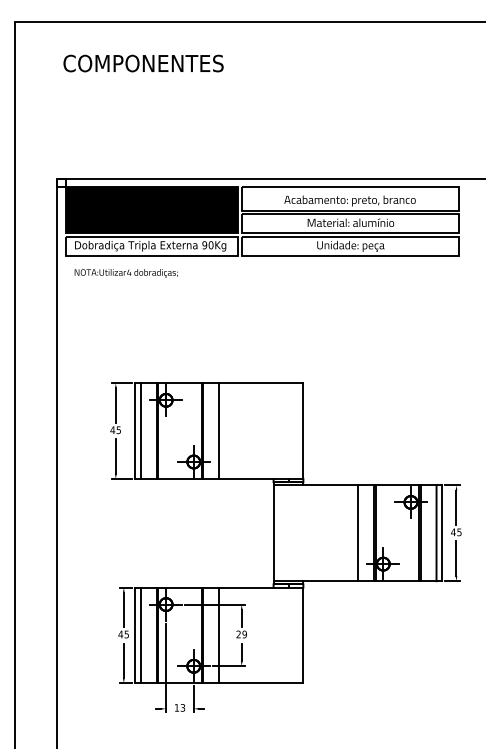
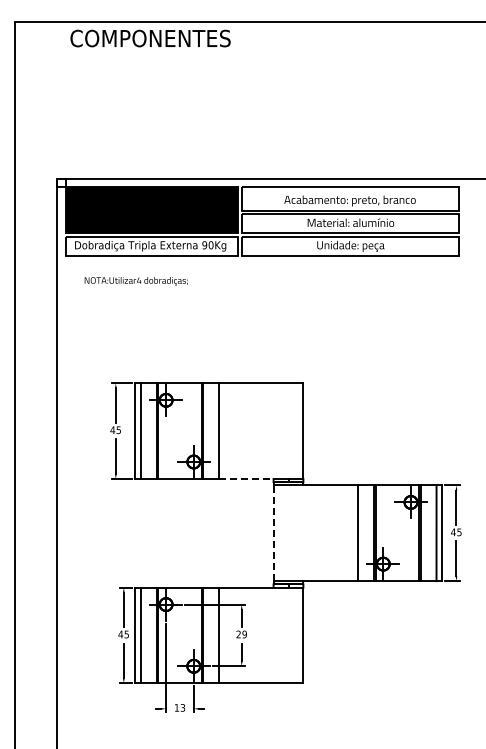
text position: (143, 63) -> (150, 38) (150, 38)
text position: (125, 273) -> (135, 281) (135, 281)
line: solid -> dashed (246, 479)
line: solid -> dashed (273, 533)
